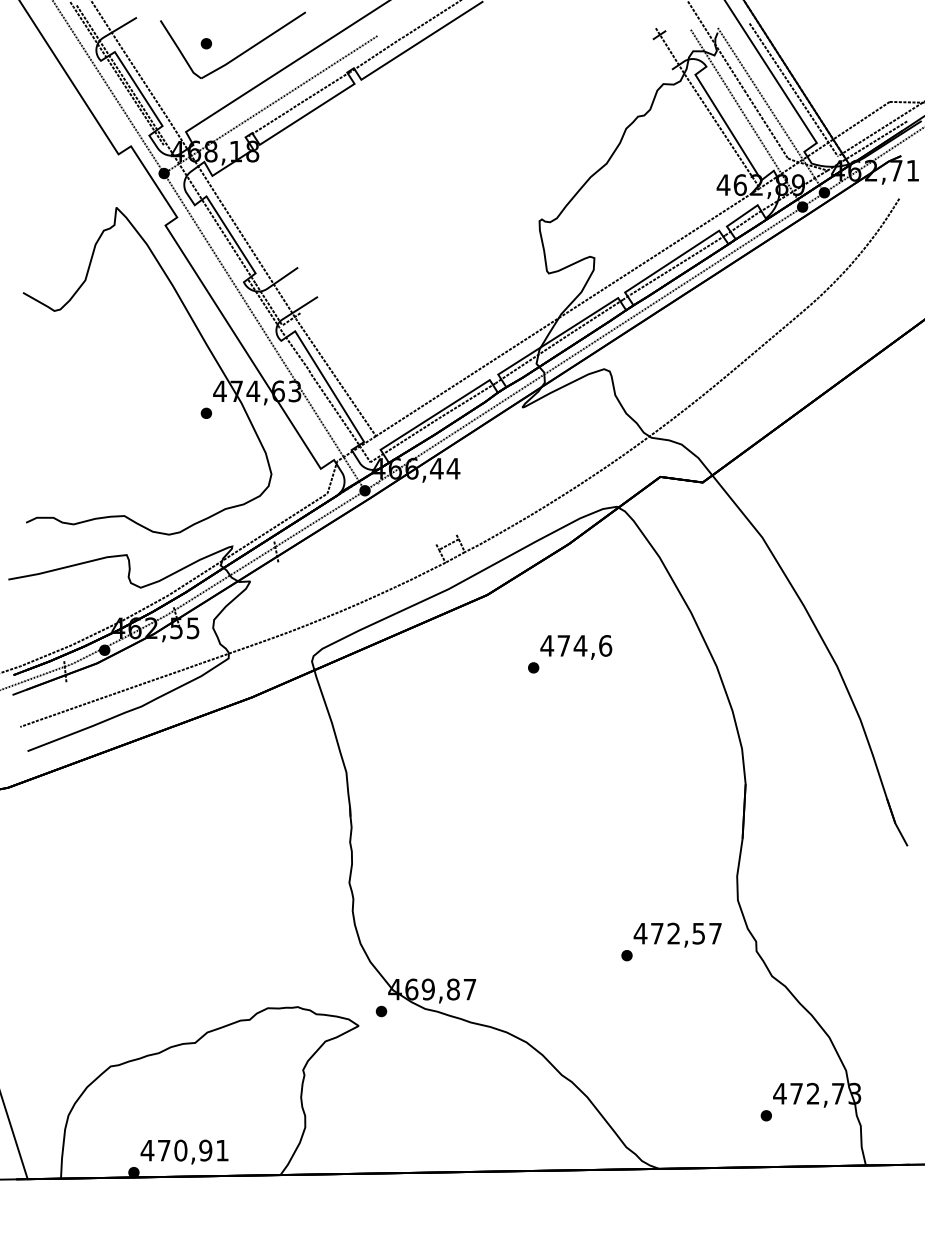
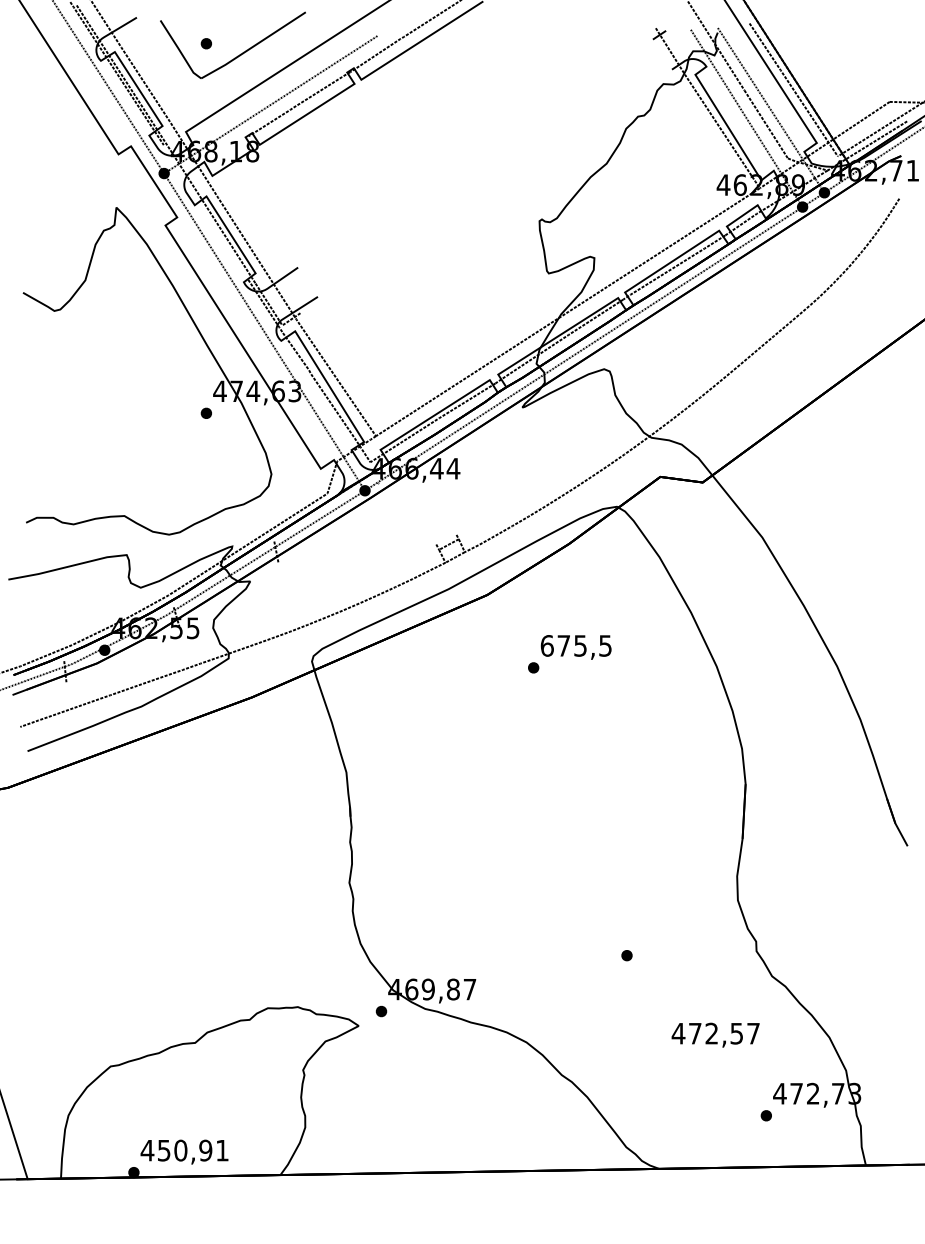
text: 474,6 -> 675,5 (576, 645)
text position: (677, 934) -> (715, 1034) (715, 1034)
text: 470,91 -> 450,91 (164, 1150)
